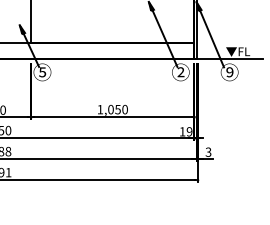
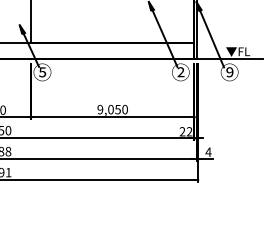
text: 1,050 -> 9,050 (100, 109)
text: 19 -> 22 (185, 131)
text: 3 -> 4 (208, 151)
